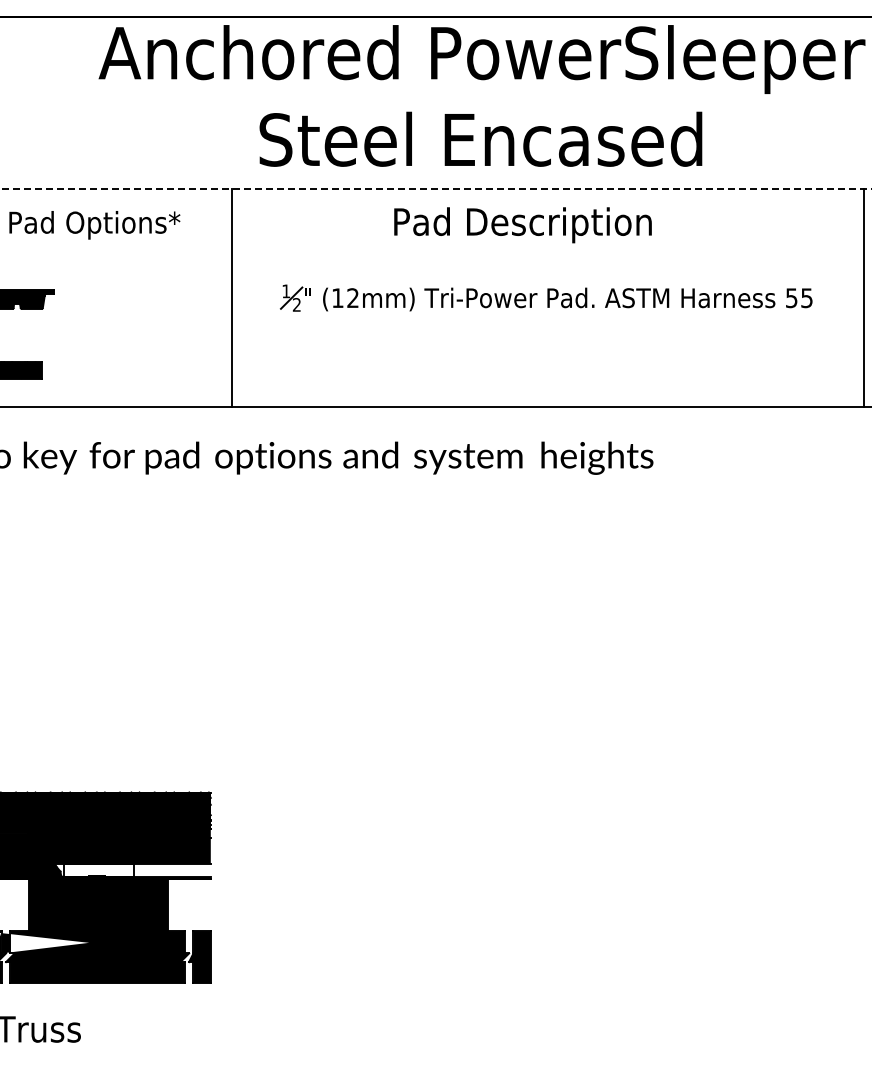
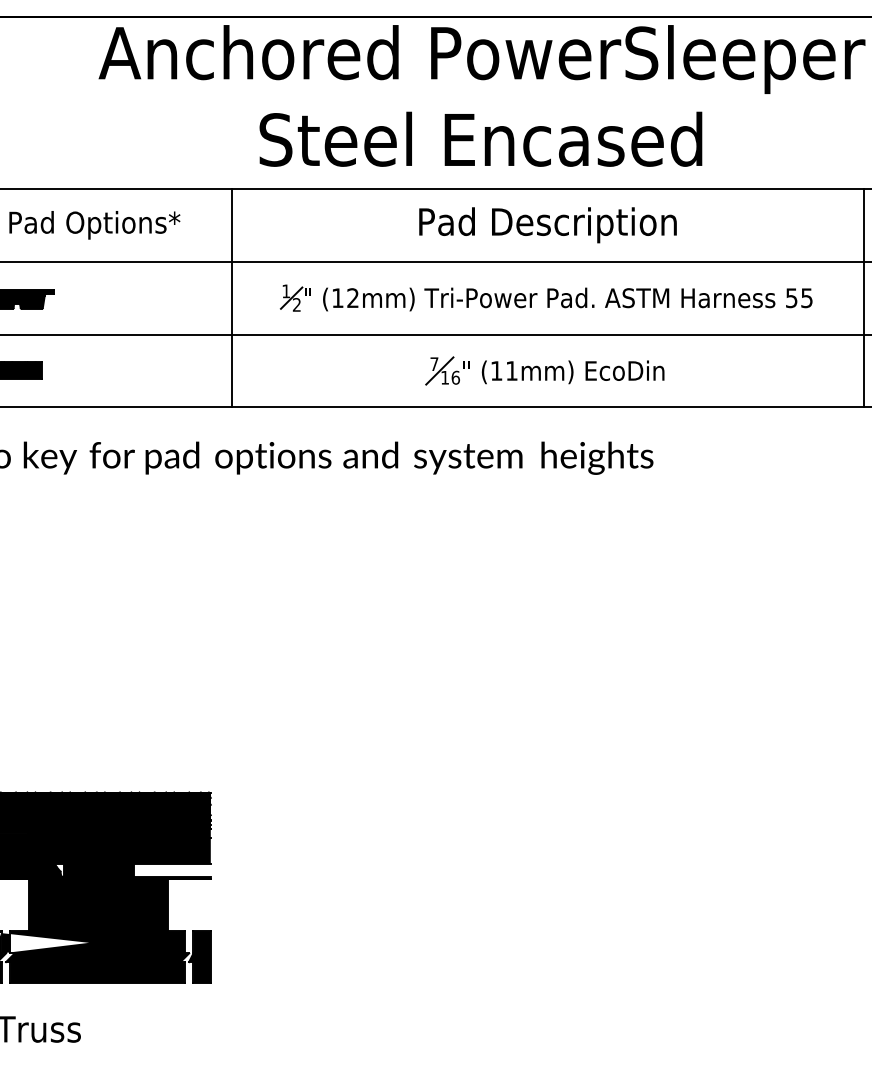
line: dashed -> solid (435, 188)
text position: (522, 225) -> (547, 225) (547, 225)
line: none -> present (435, 261)
line: none -> present (435, 334)
part: none -> present (544, 370)
fill: none -> present (98, 870)
